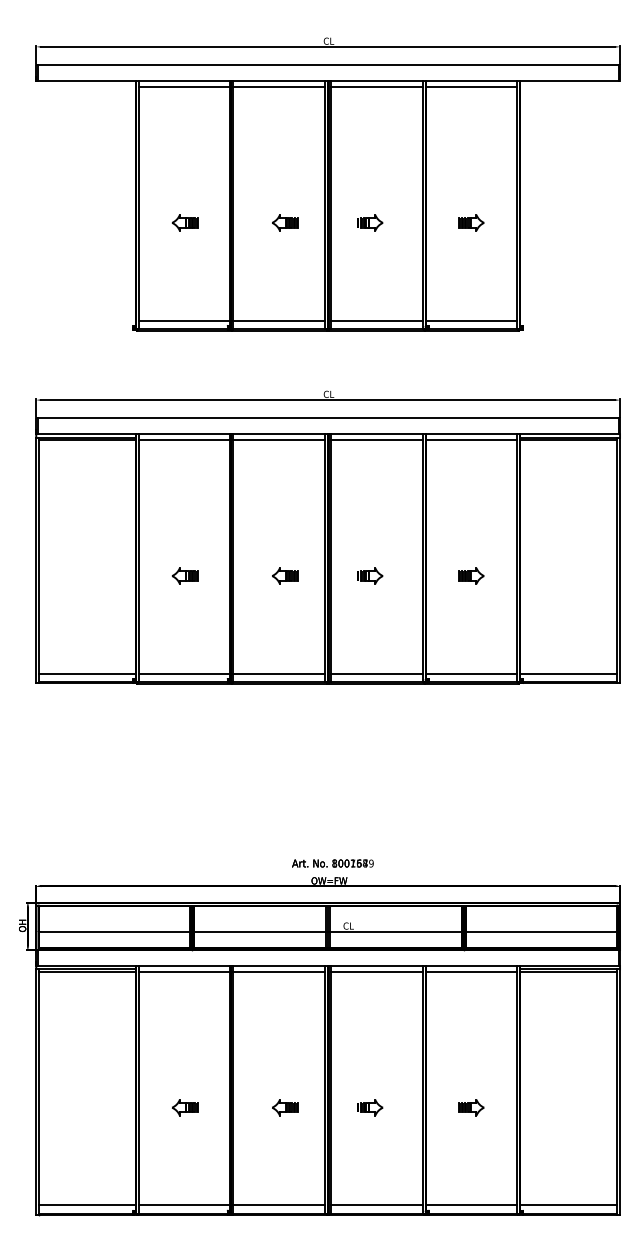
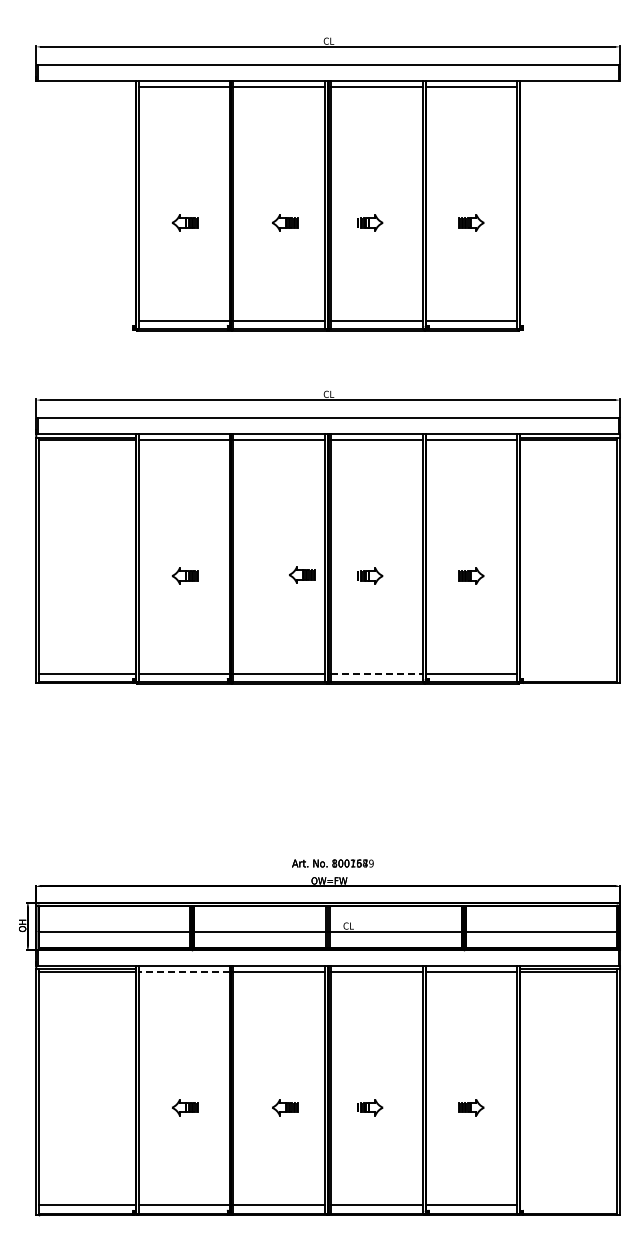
part position: (285, 575) -> (302, 574) (302, 574)
line: solid -> dashed (377, 673)
line: present -> none (568, 673)
line: solid -> dashed (184, 971)
line: present -> none (568, 1205)
